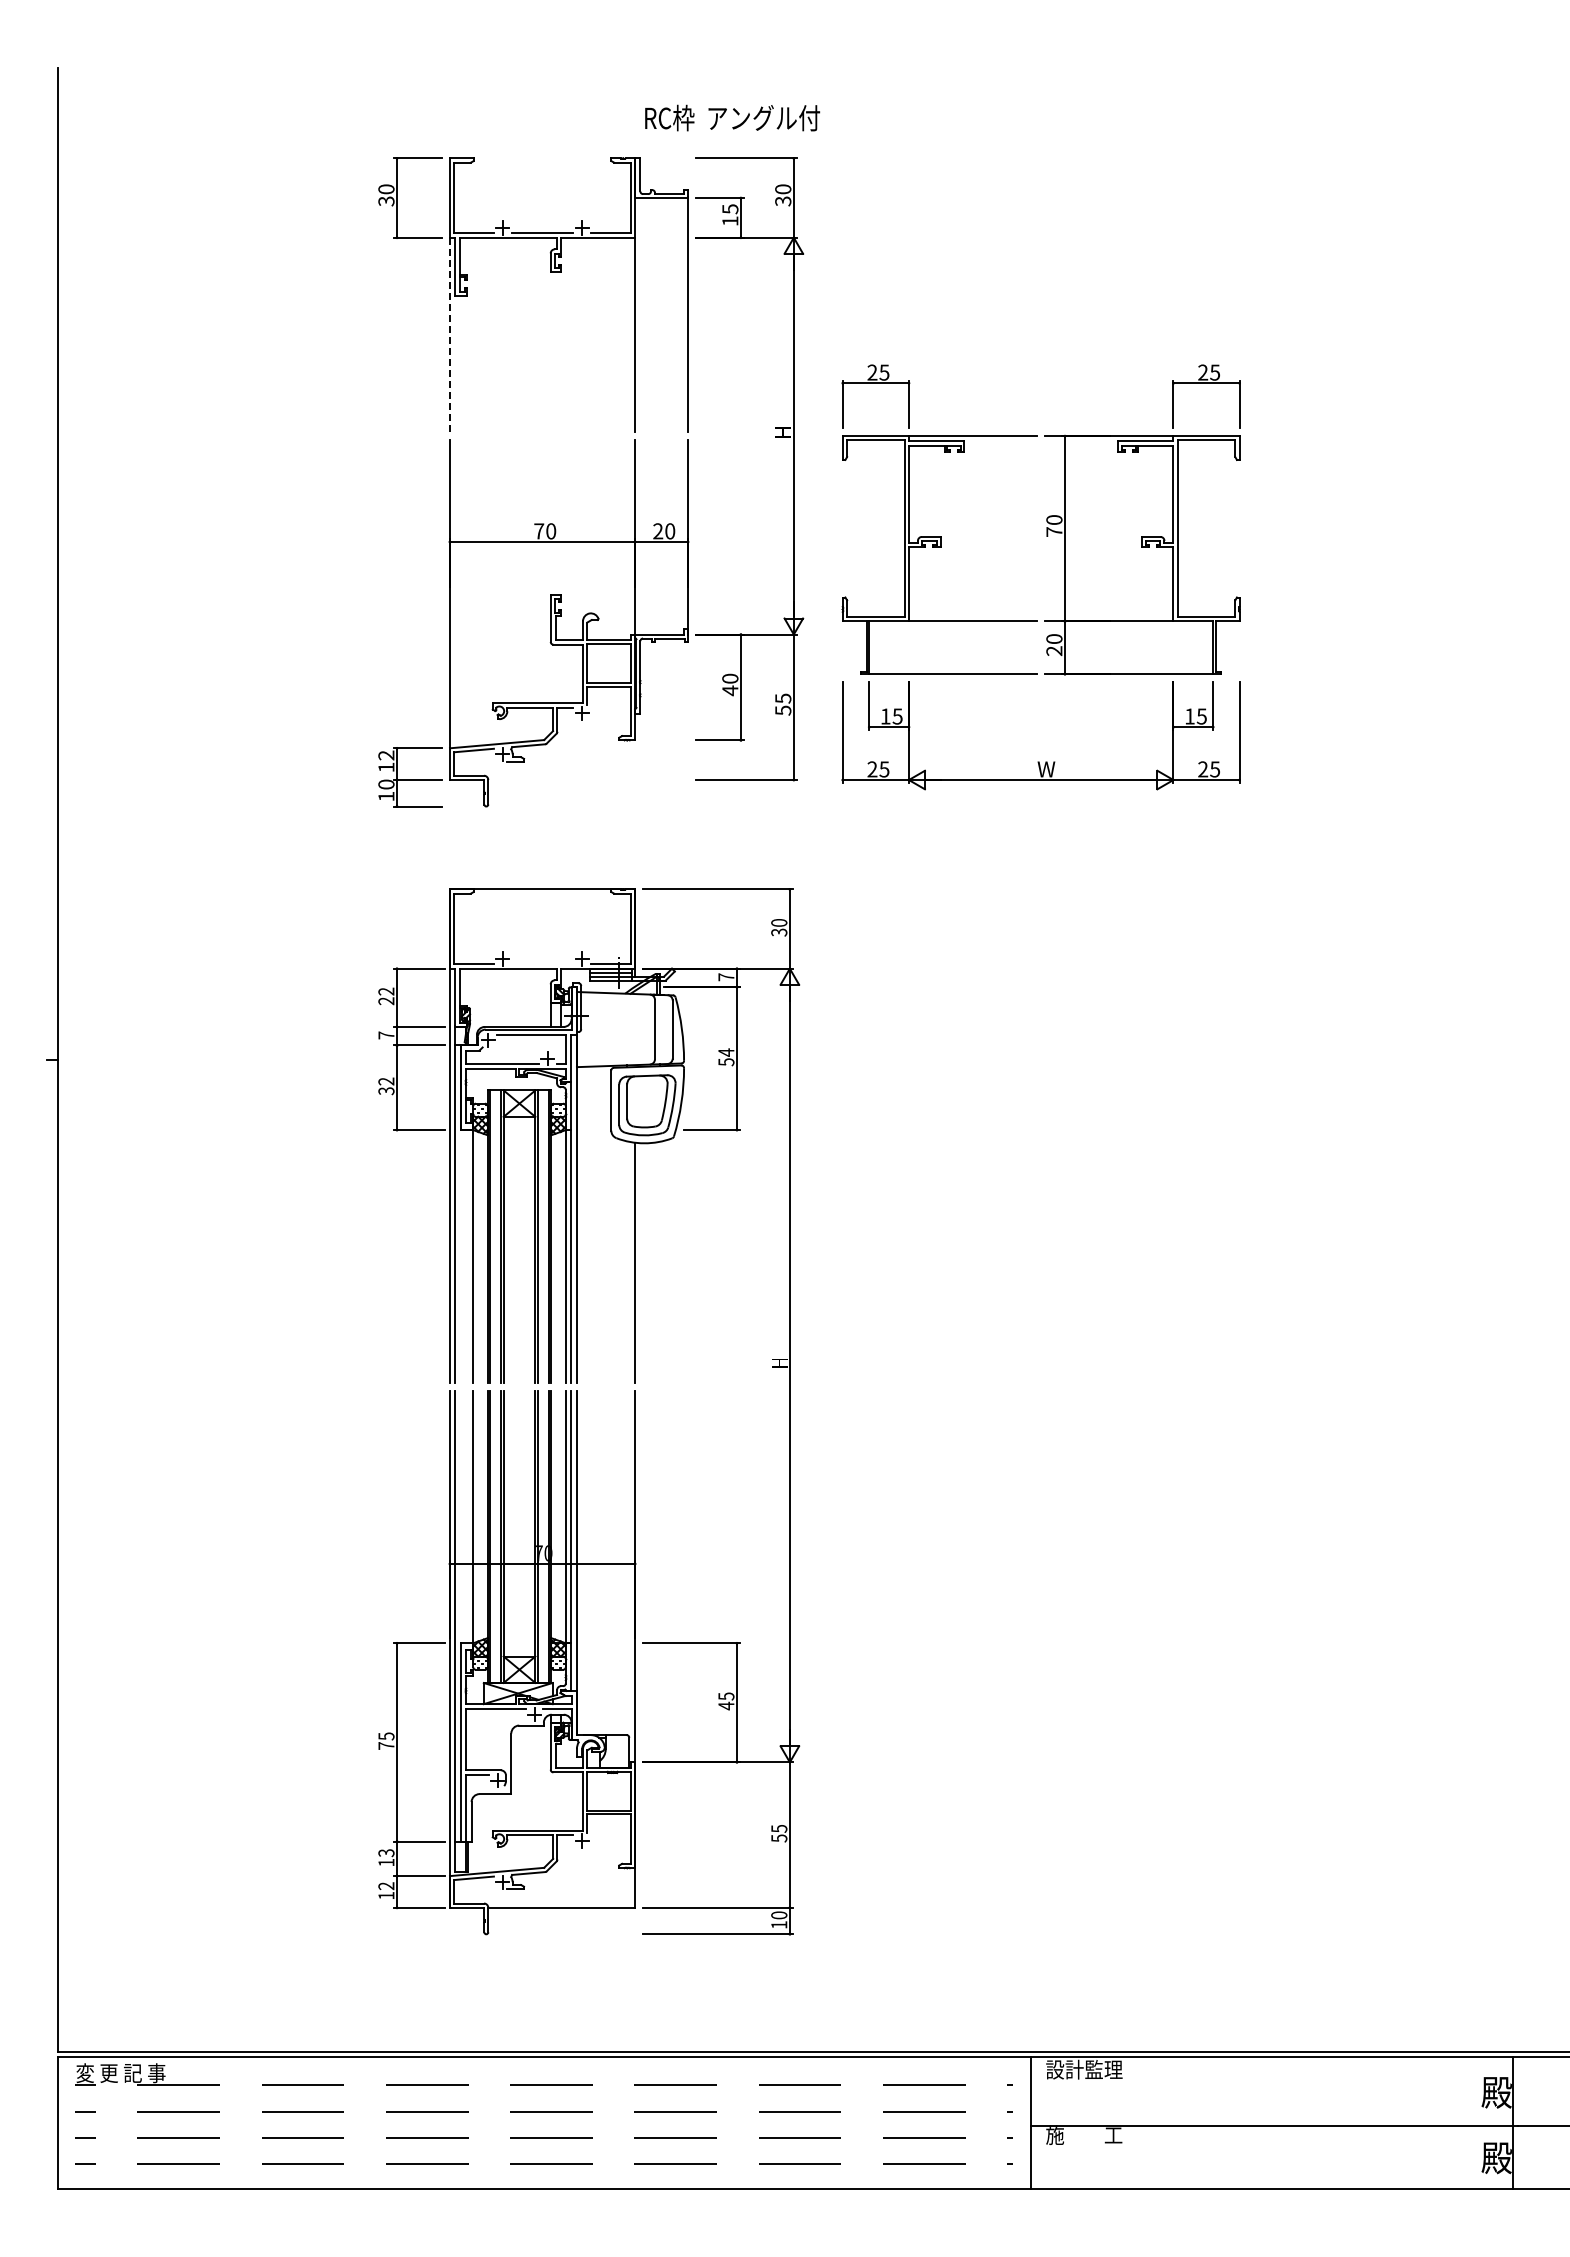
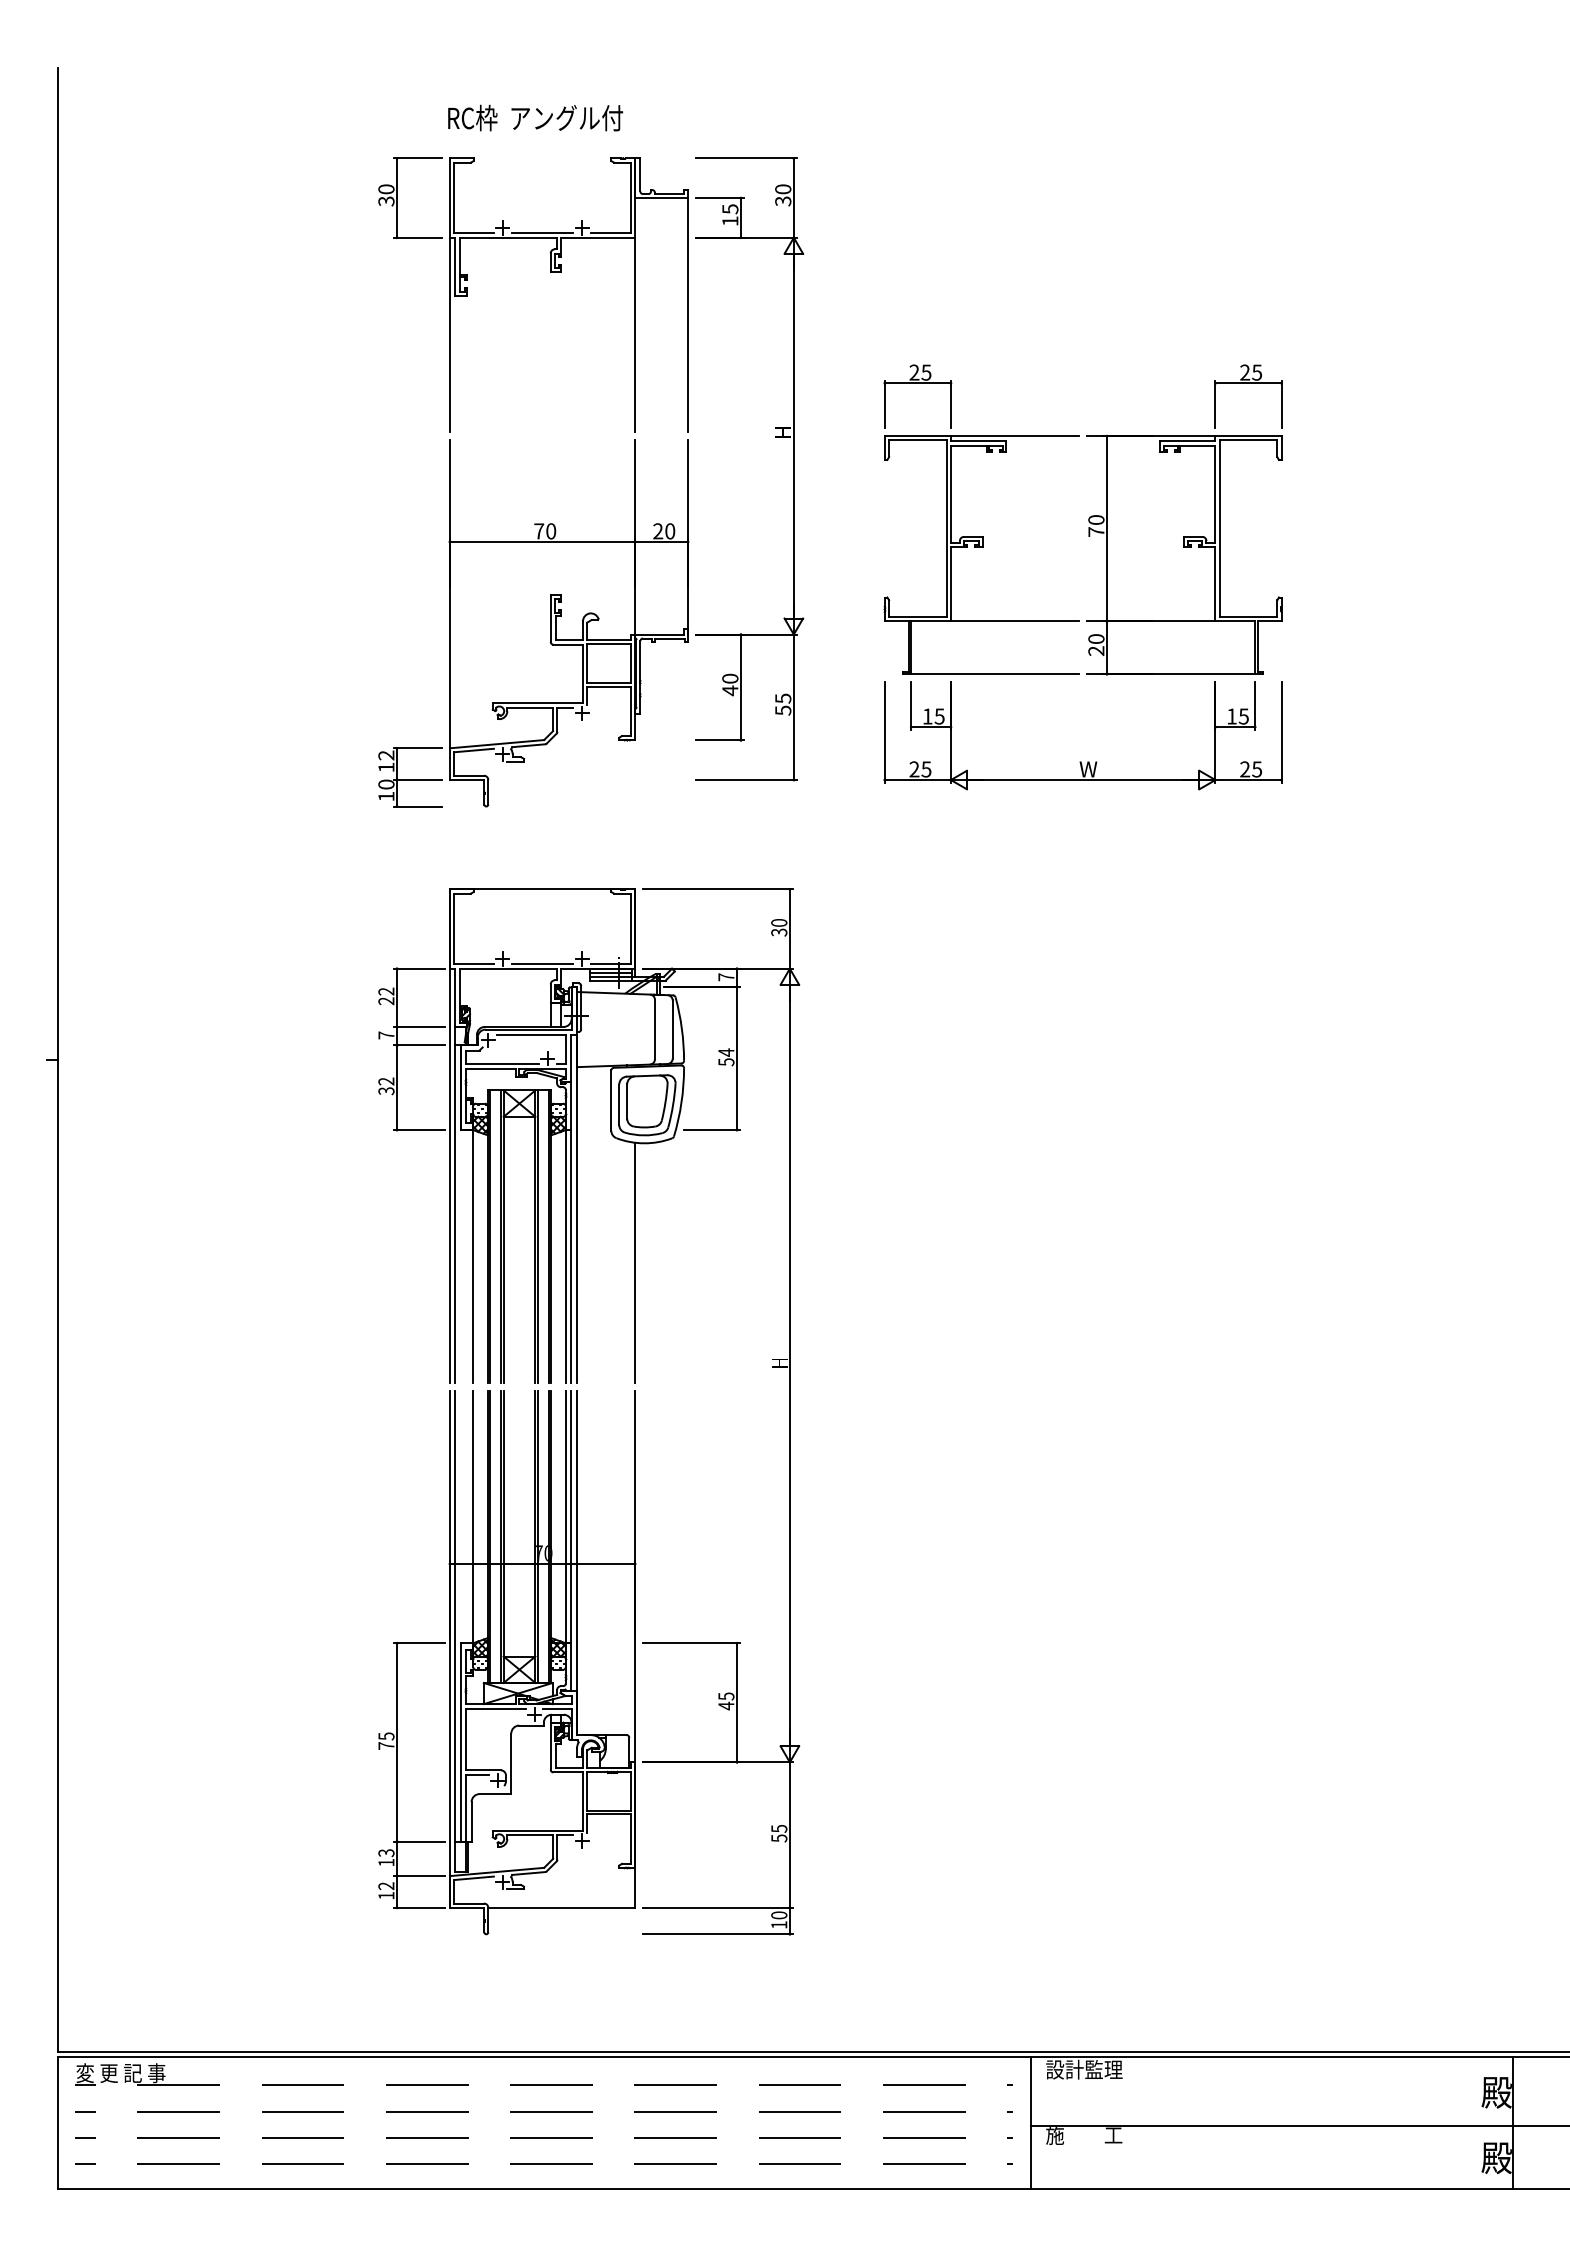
text position: (732, 117) -> (535, 117) (535, 117)
line: dashed -> solid (449, 335)
part position: (1064, 577) -> (1106, 577) (1106, 577)
line: none -> present (542, 964)
